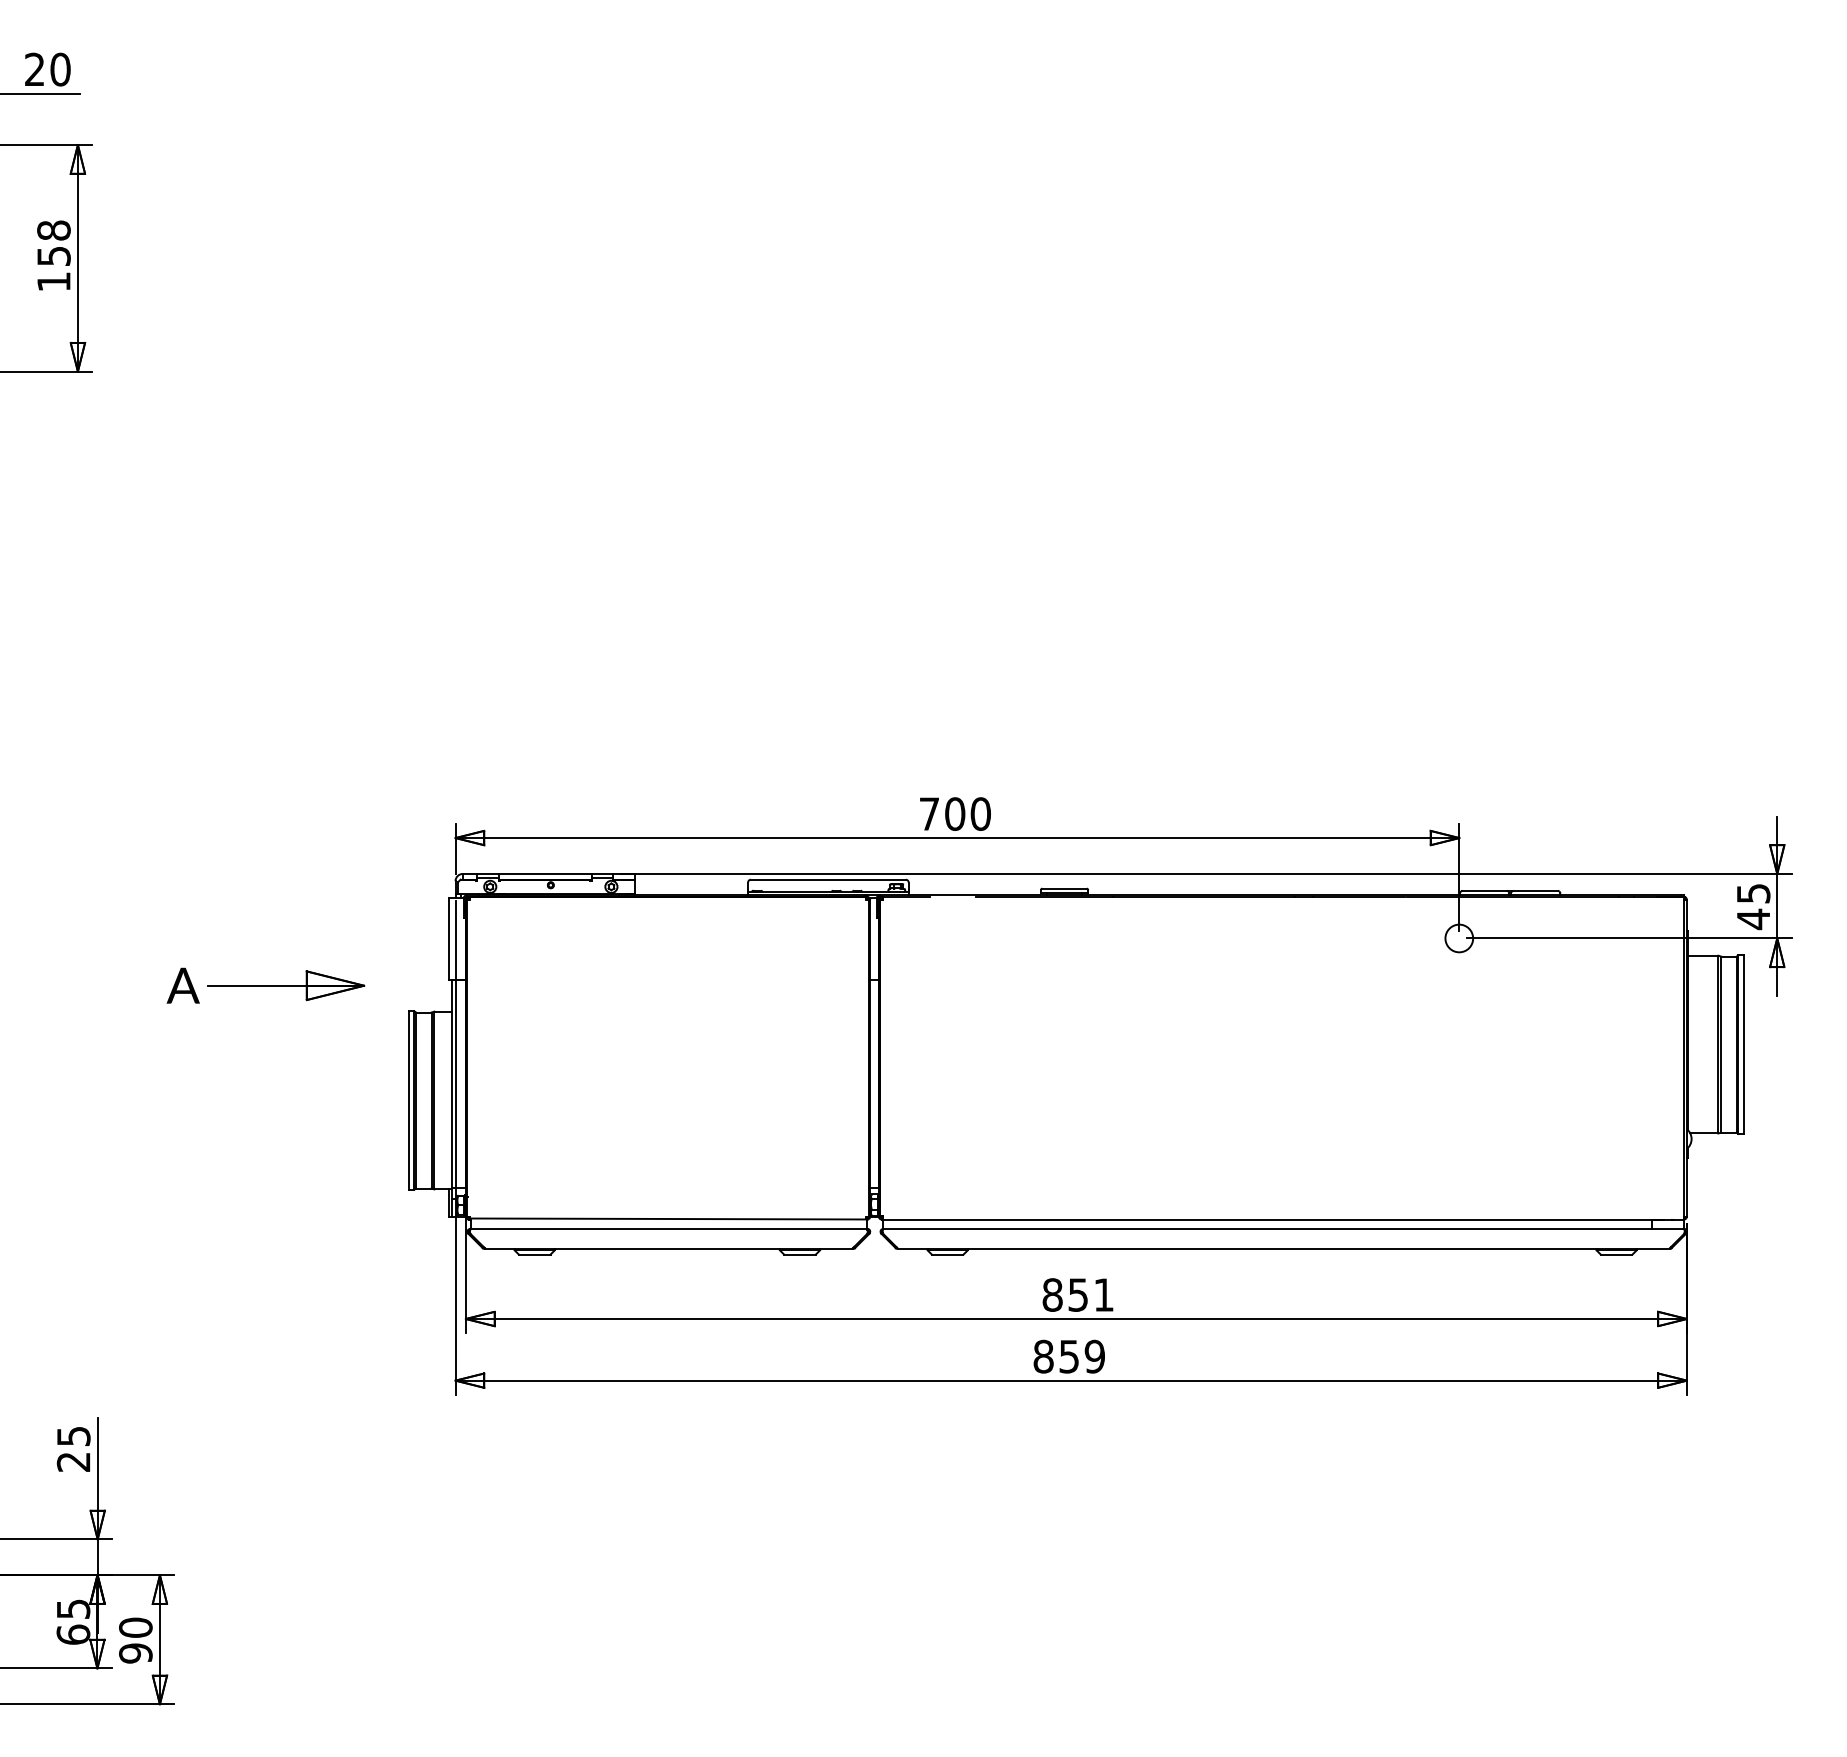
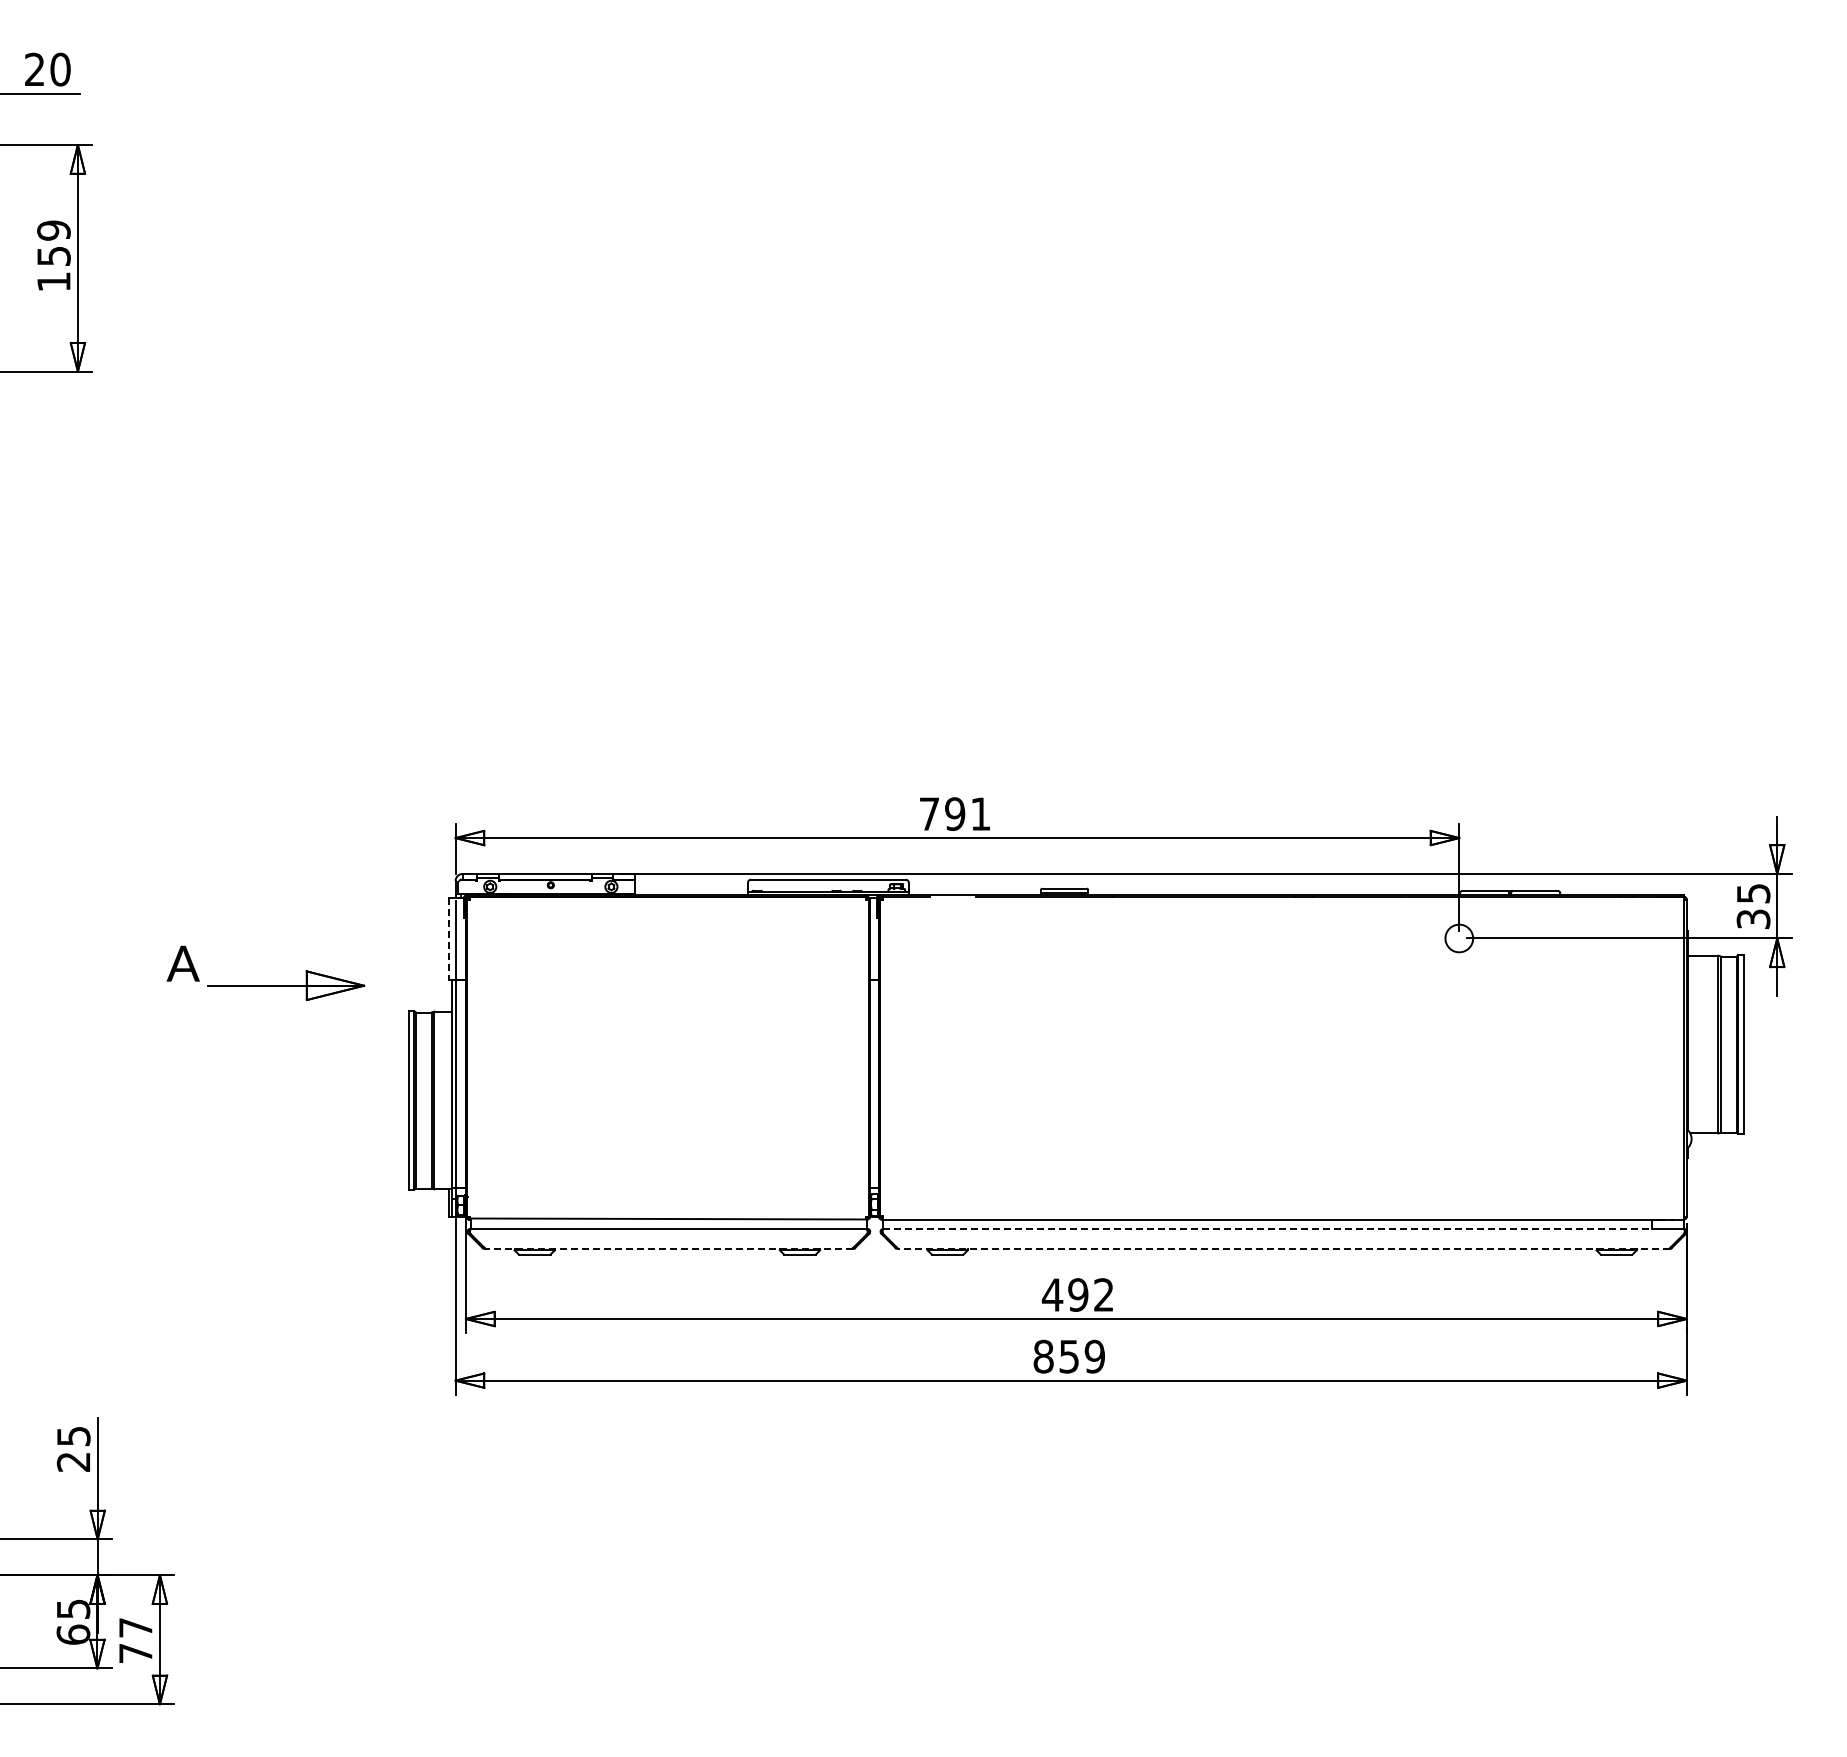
text: 158 -> 159 (53, 230)
text: 700 -> 791 (967, 813)
text: 45 -> 35 (1753, 919)
line: solid -> dashed (448, 939)
text position: (182, 985) -> (182, 963) (182, 963)
line: solid -> dashed (1268, 1228)
line: solid -> dashed (668, 1248)
line: solid -> dashed (1283, 1248)
text: 851 -> 492 (1077, 1294)
text: 90 -> 77 (135, 1640)
